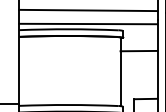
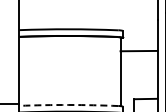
line: present -> none (88, 10)
line: present -> none (88, 23)
arc: solid -> dashed (68, 104)
